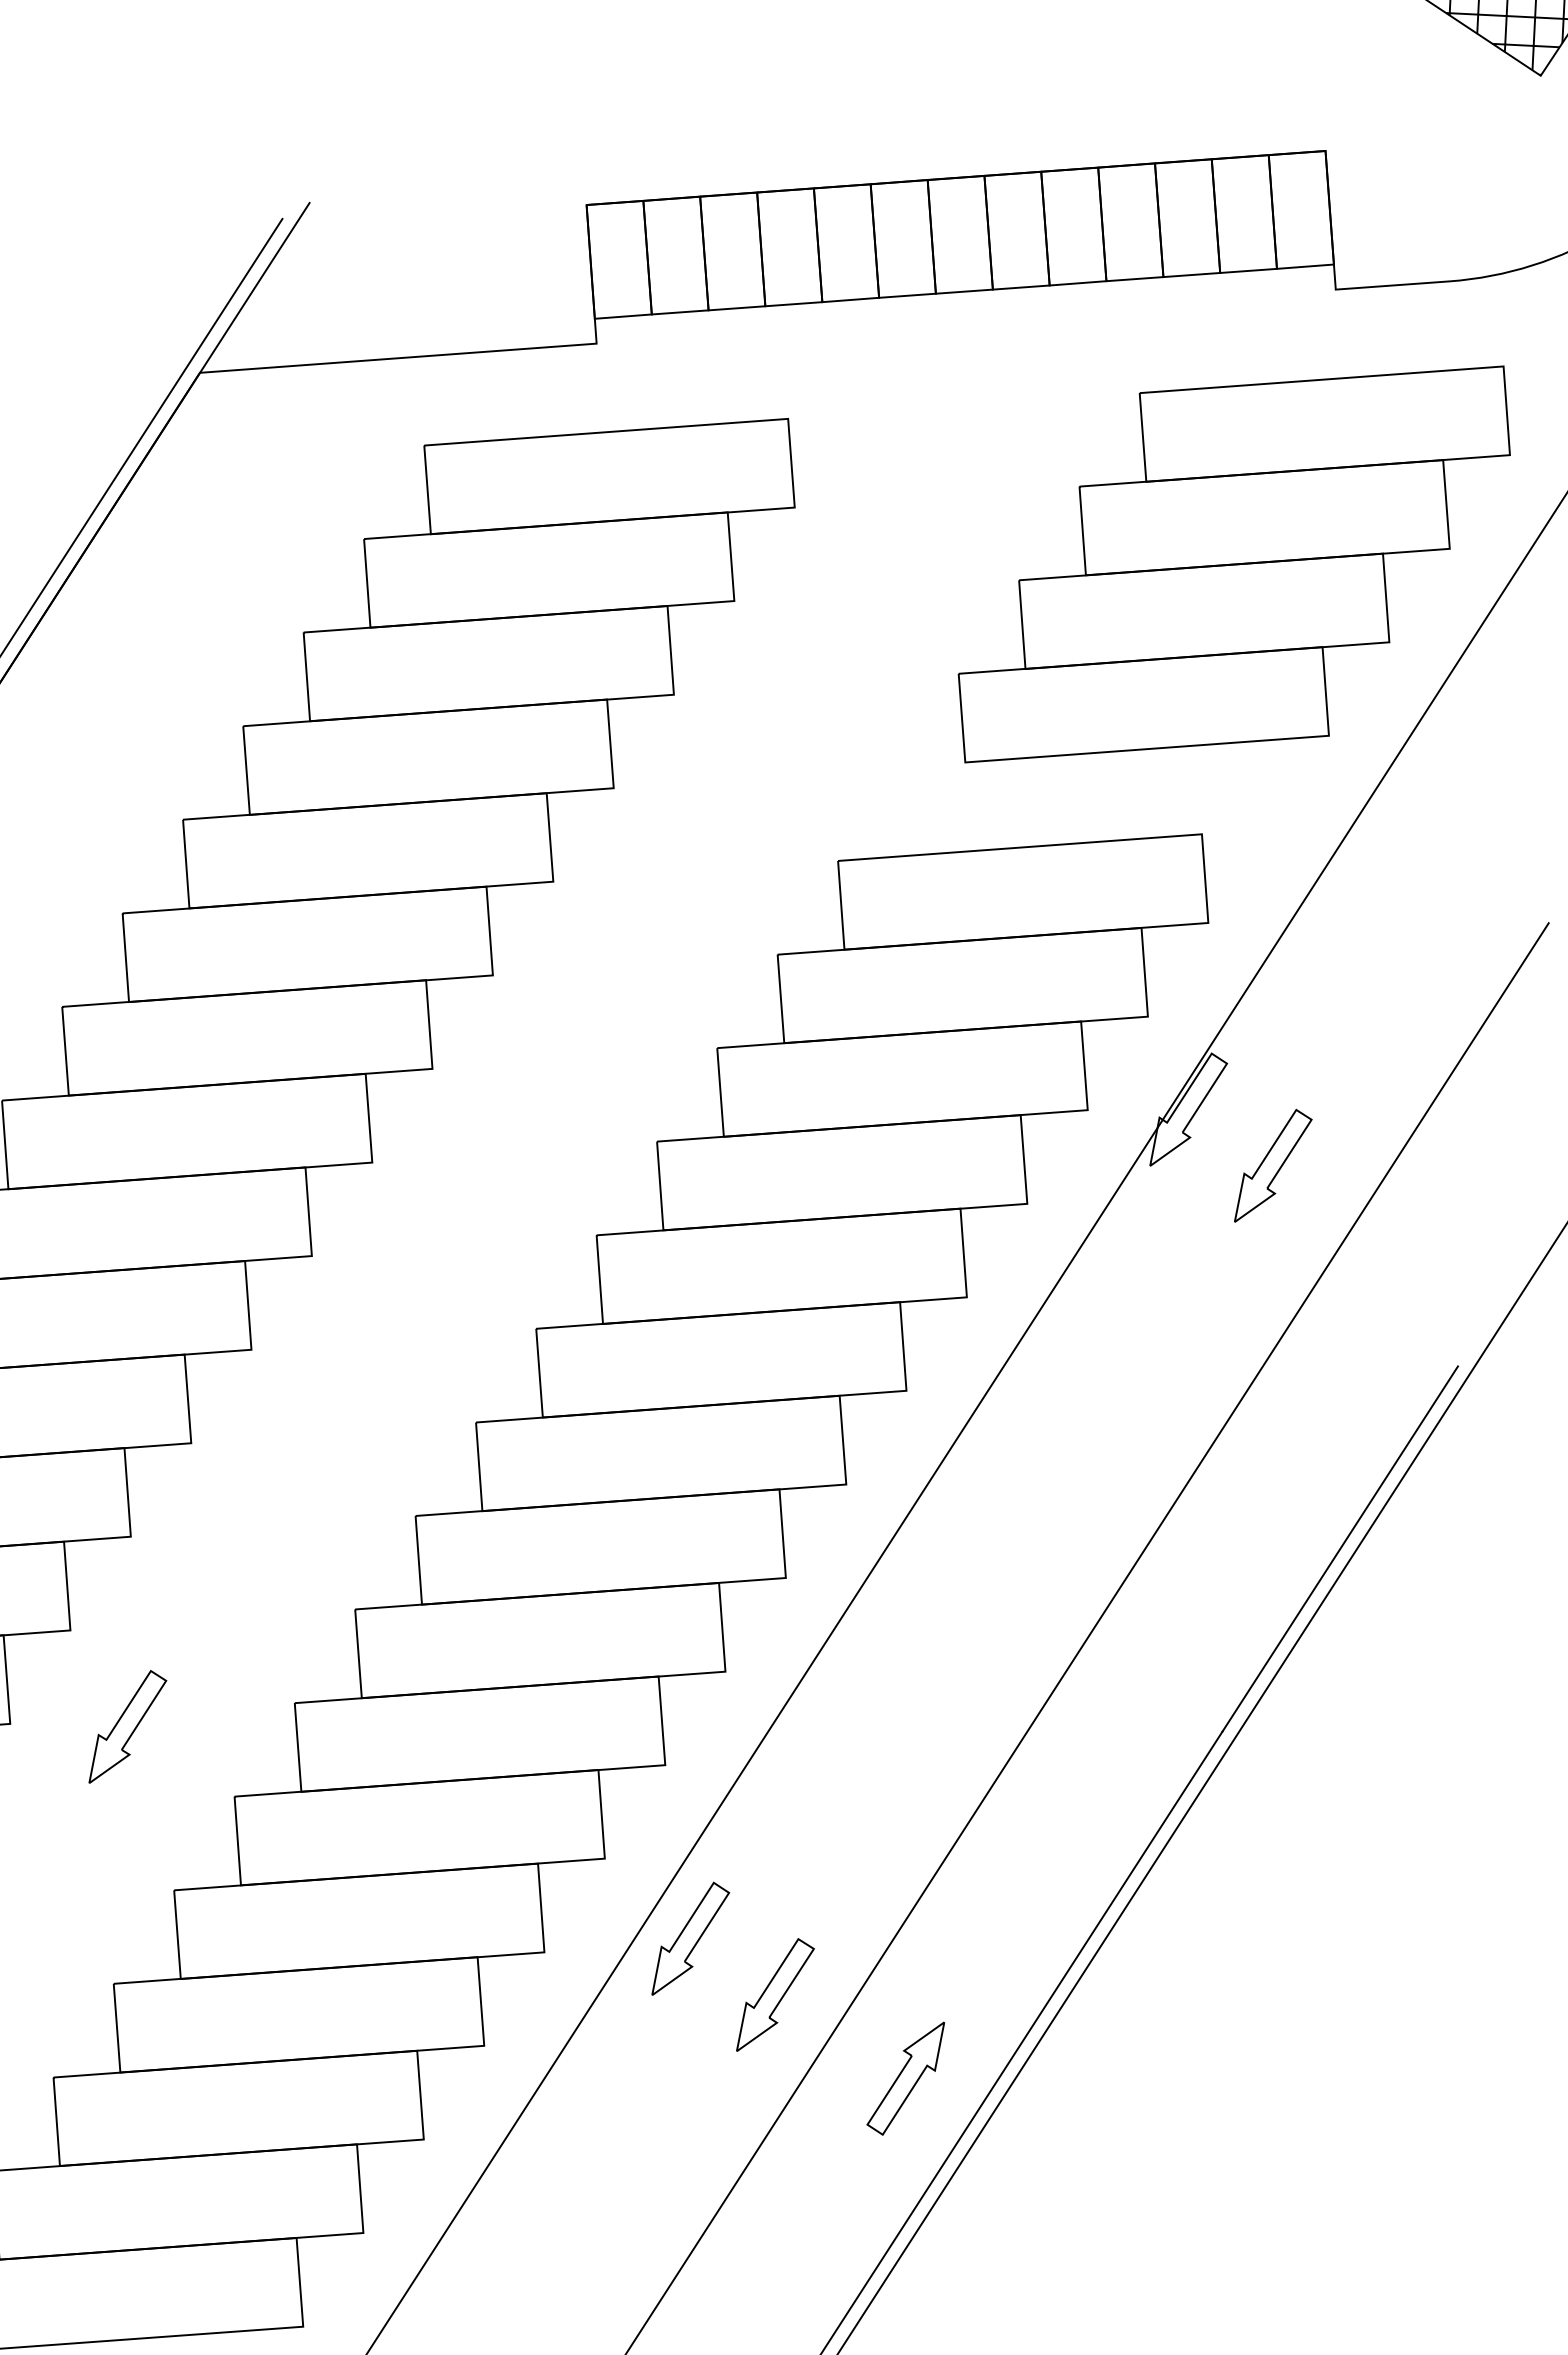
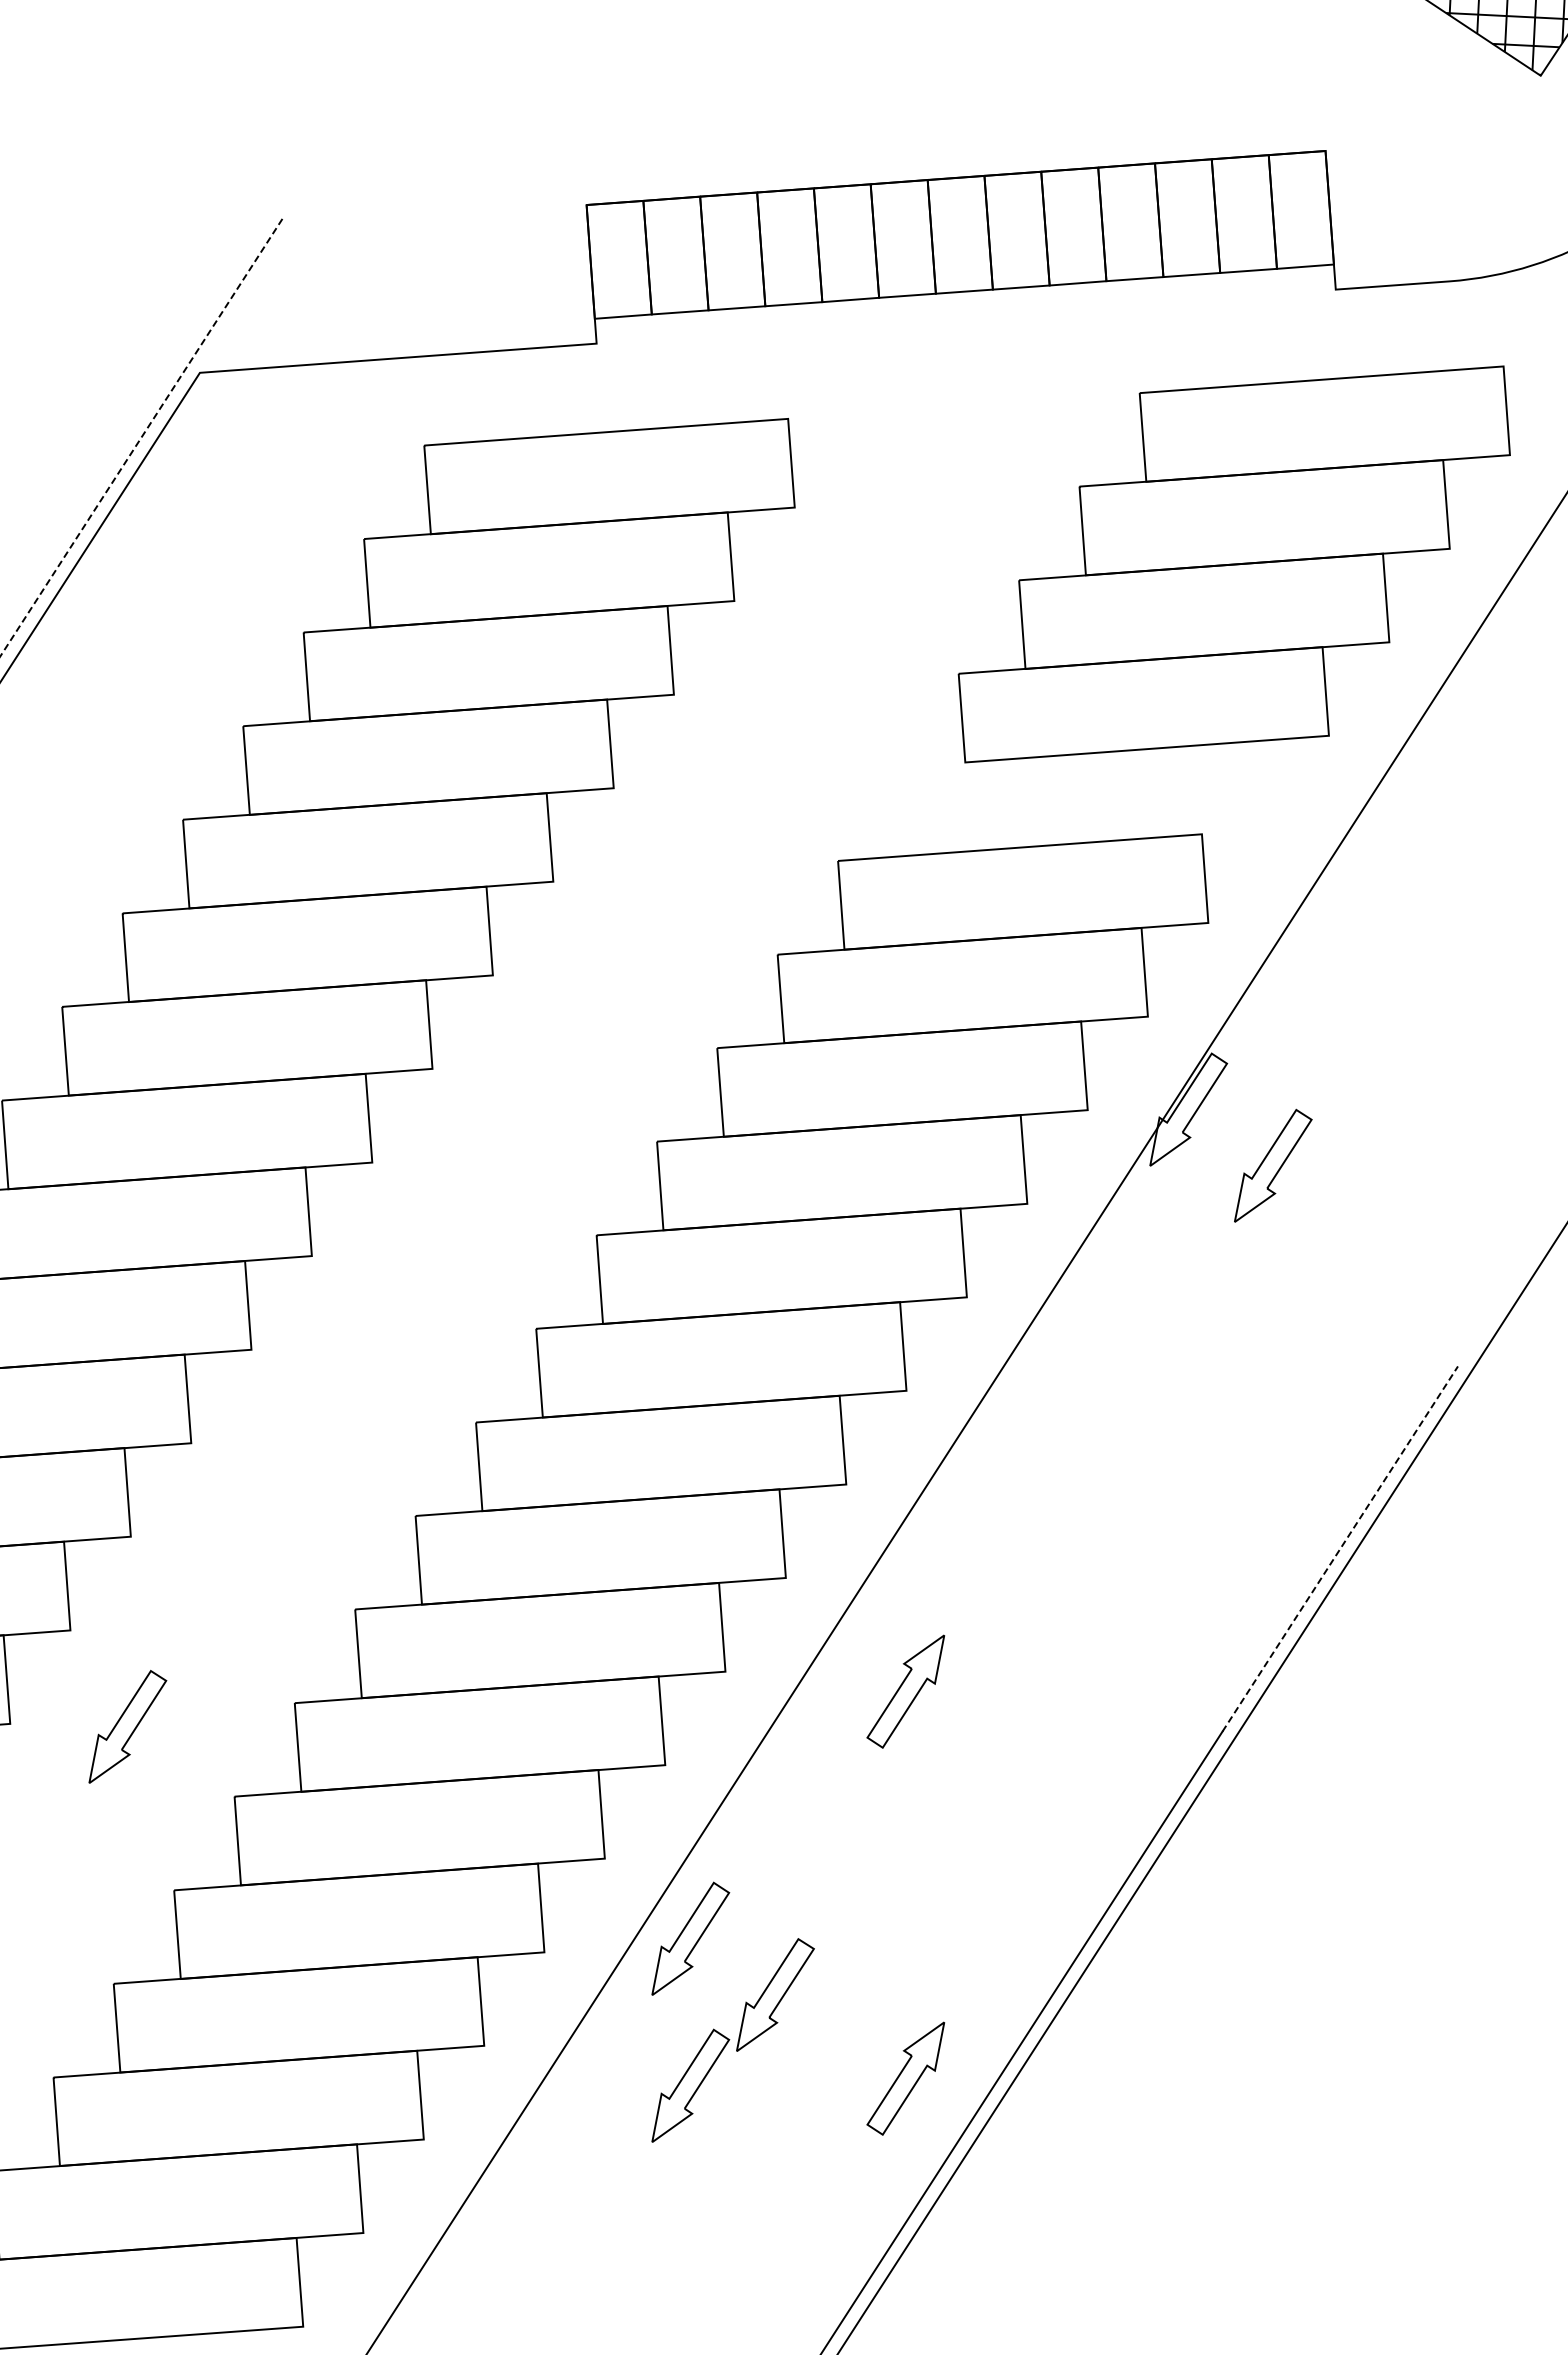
line: solid -> dashed (141, 438)
line: present -> none (155, 440)
line: solid -> dashed (1340, 1548)
line: present -> none (1087, 1637)
part: none -> present (905, 1691)
part: none -> present (690, 2085)
